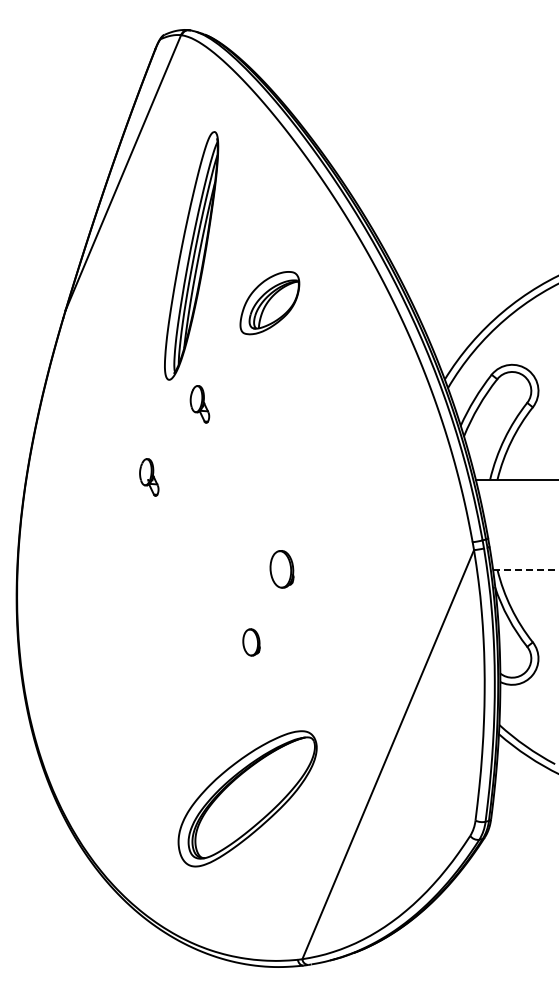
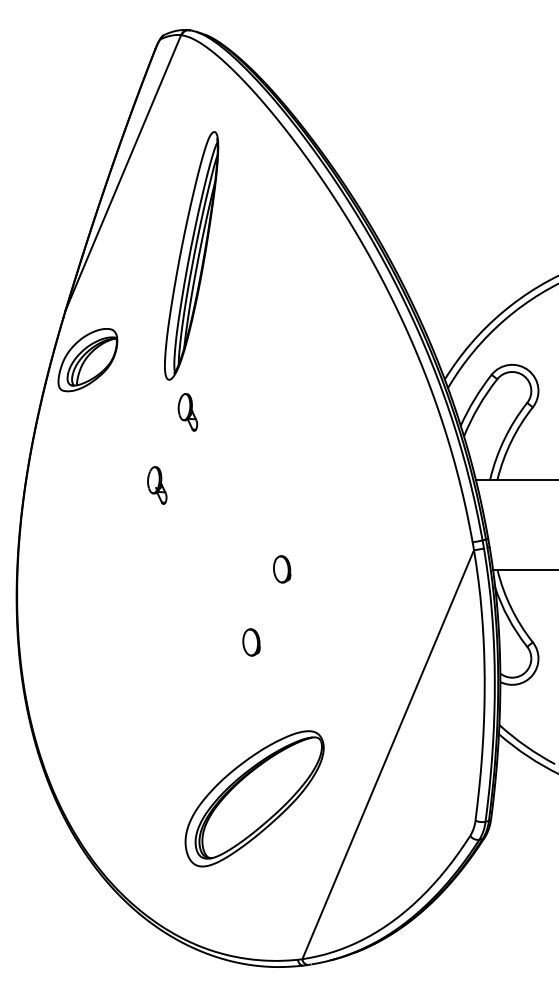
part position: (269, 303) -> (87, 360) (87, 360)
part position: (199, 404) -> (187, 412) (187, 412)
part position: (149, 477) -> (157, 485) (157, 485)
part size: 26x39 px -> 19x29 px (282, 569)
line: dashed -> solid (526, 570)
part position: (247, 798) -> (254, 798) (254, 798)
